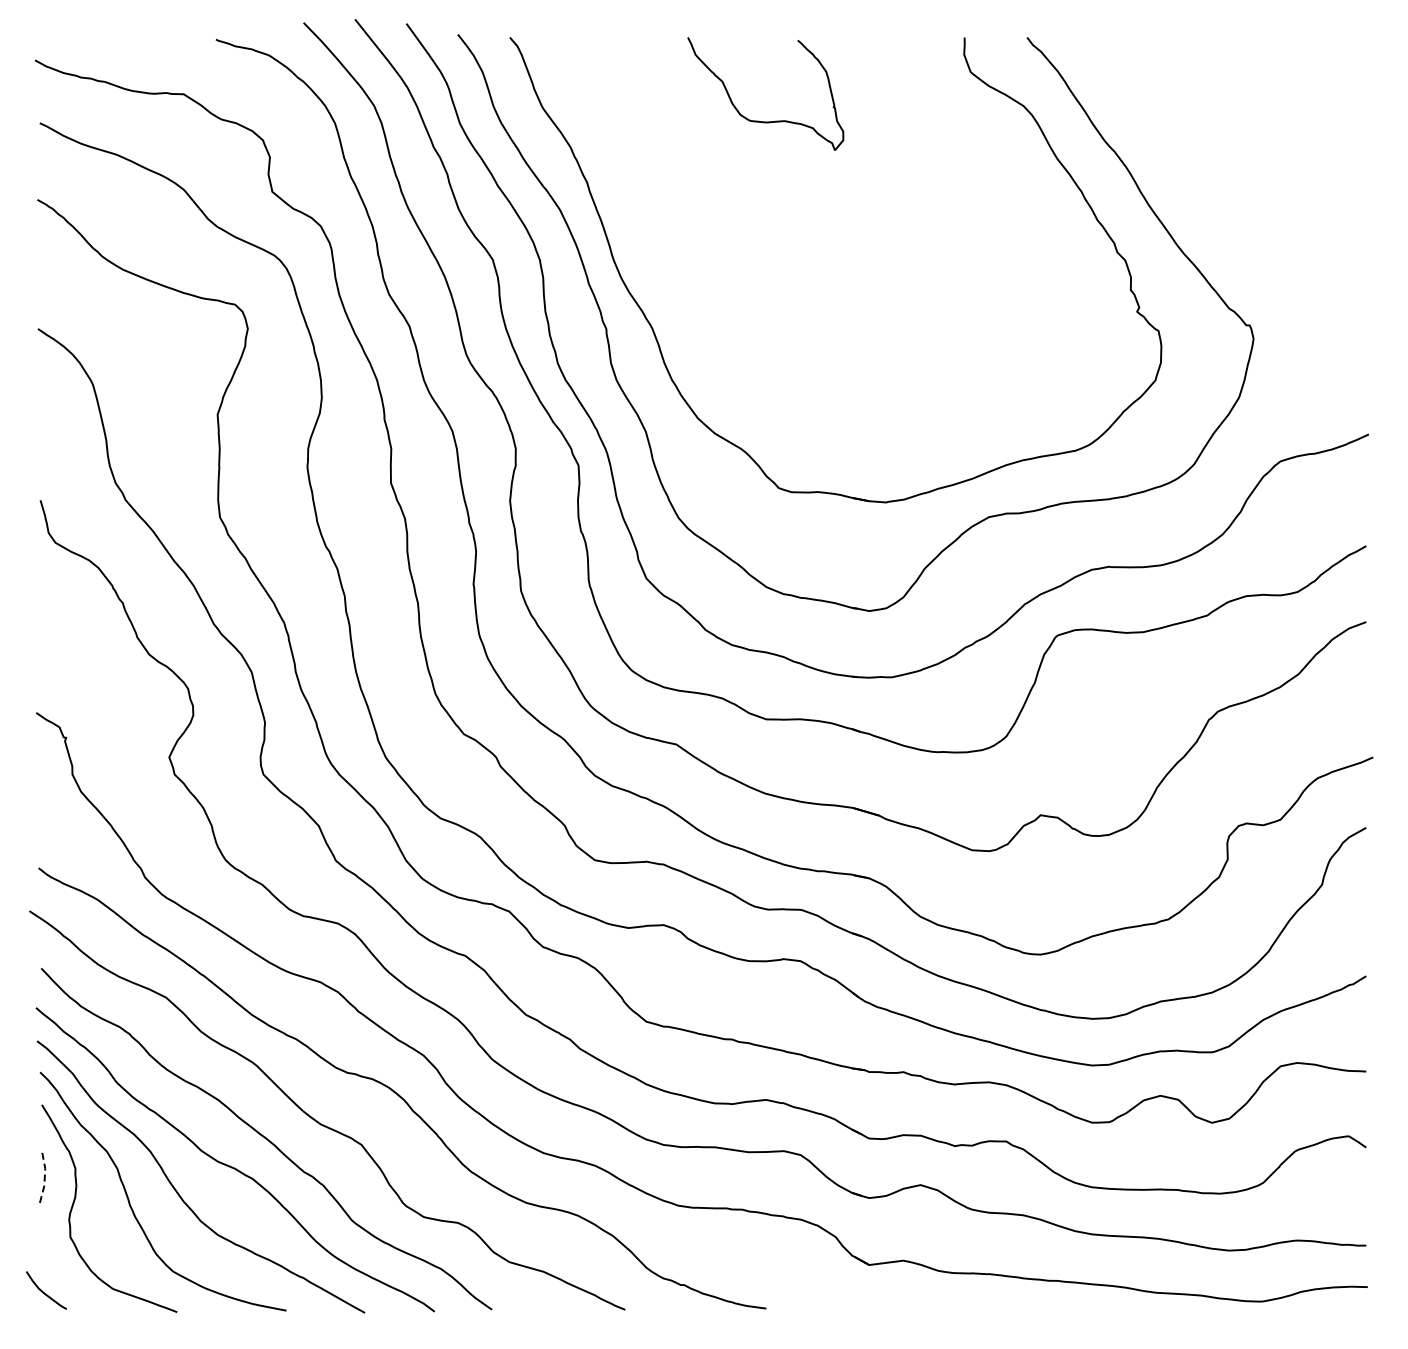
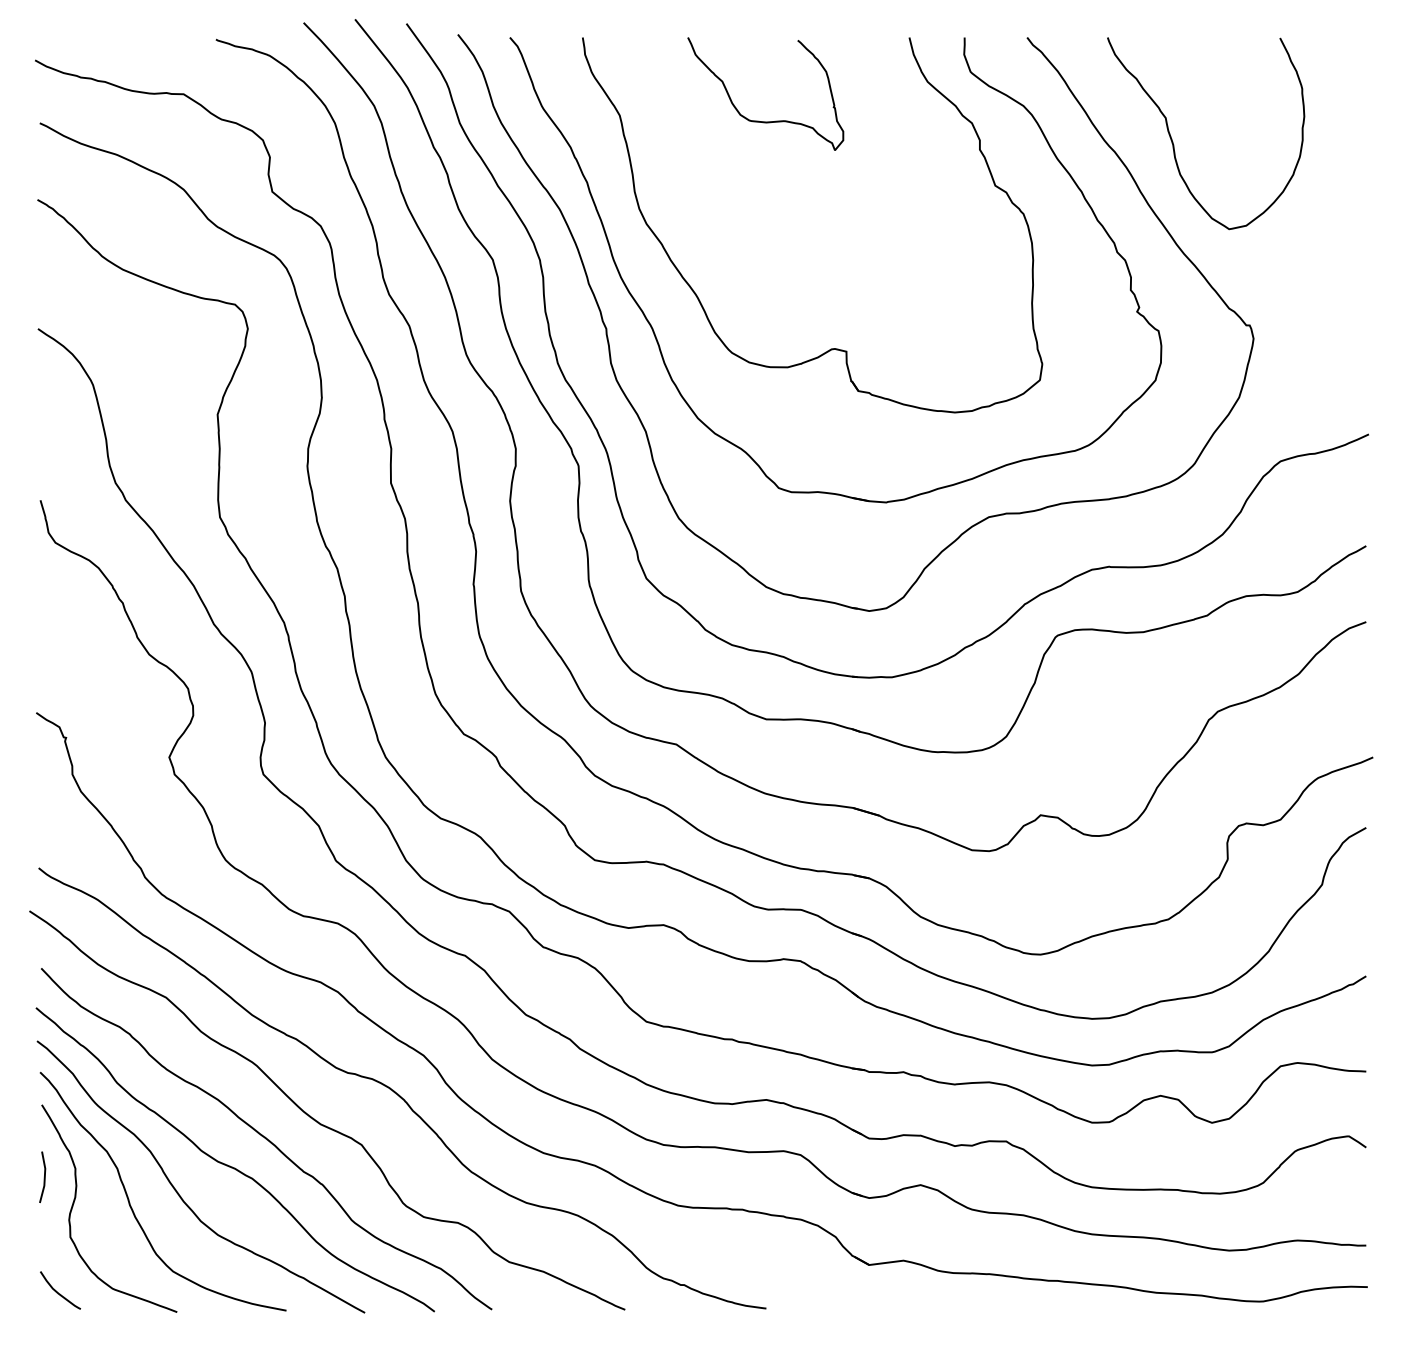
curve: none -> present (1173, 141)
part: none -> present (831, 348)
line: dashed -> solid (44, 1177)
curve position: (44, 1292) -> (58, 1292) (58, 1292)
